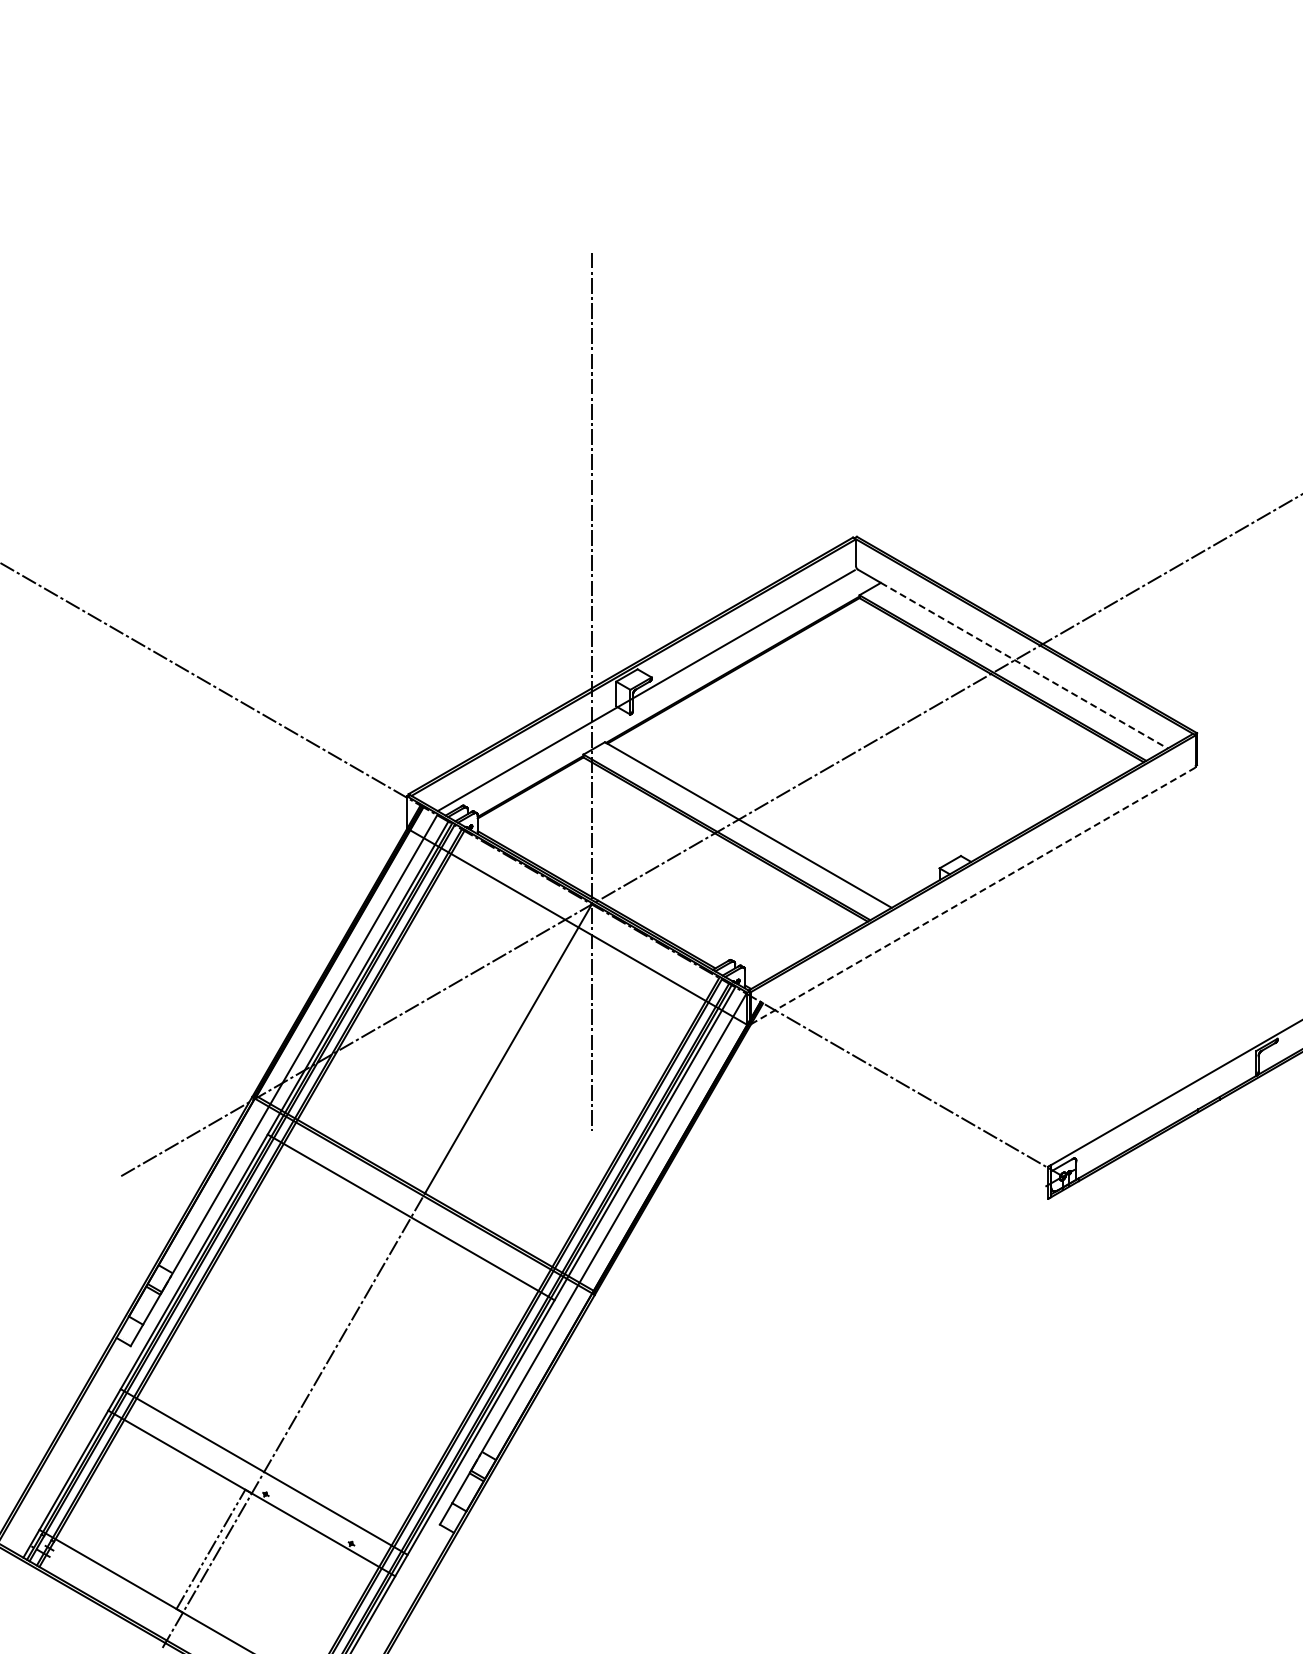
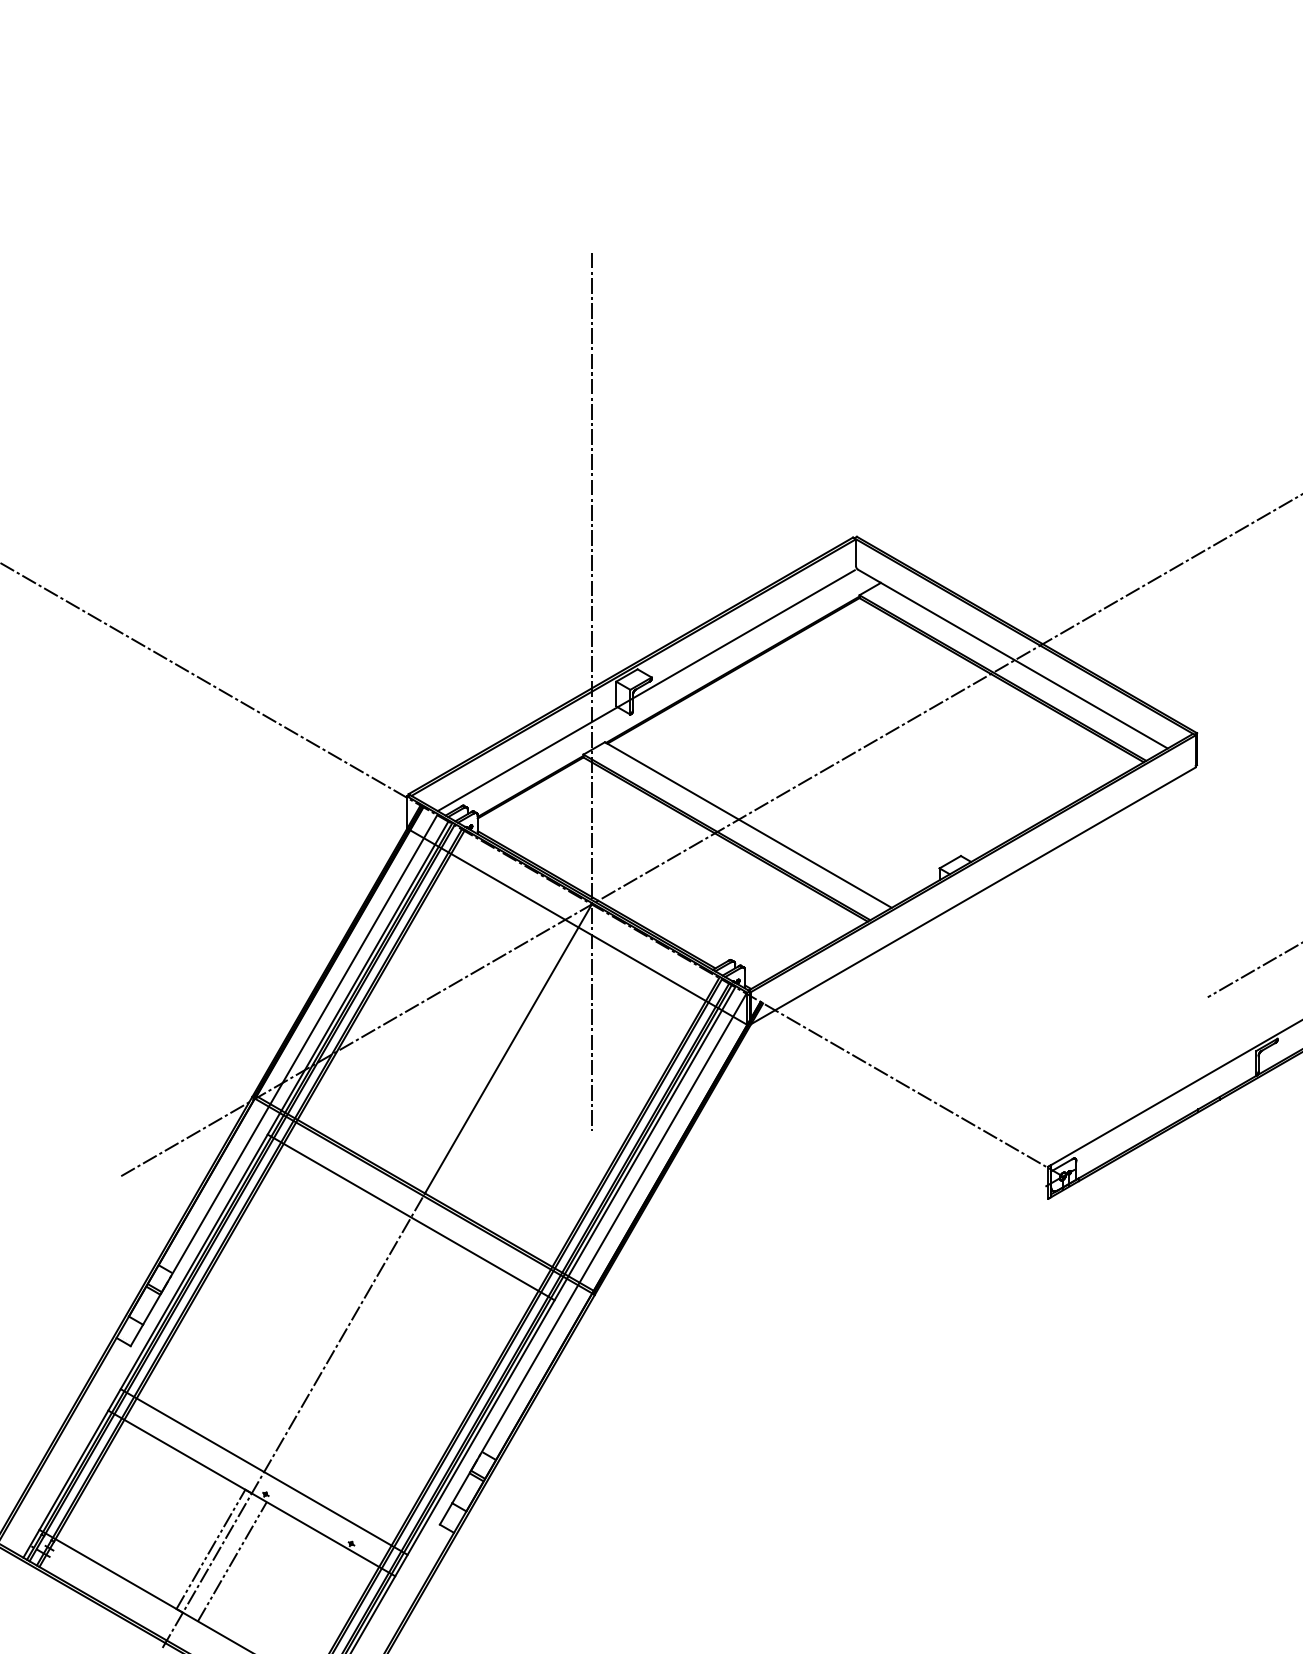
line: dashed -> solid (1024, 665)
line: dashed -> solid (973, 895)
line: none -> present (1253, 970)
line: none -> present (231, 1561)
